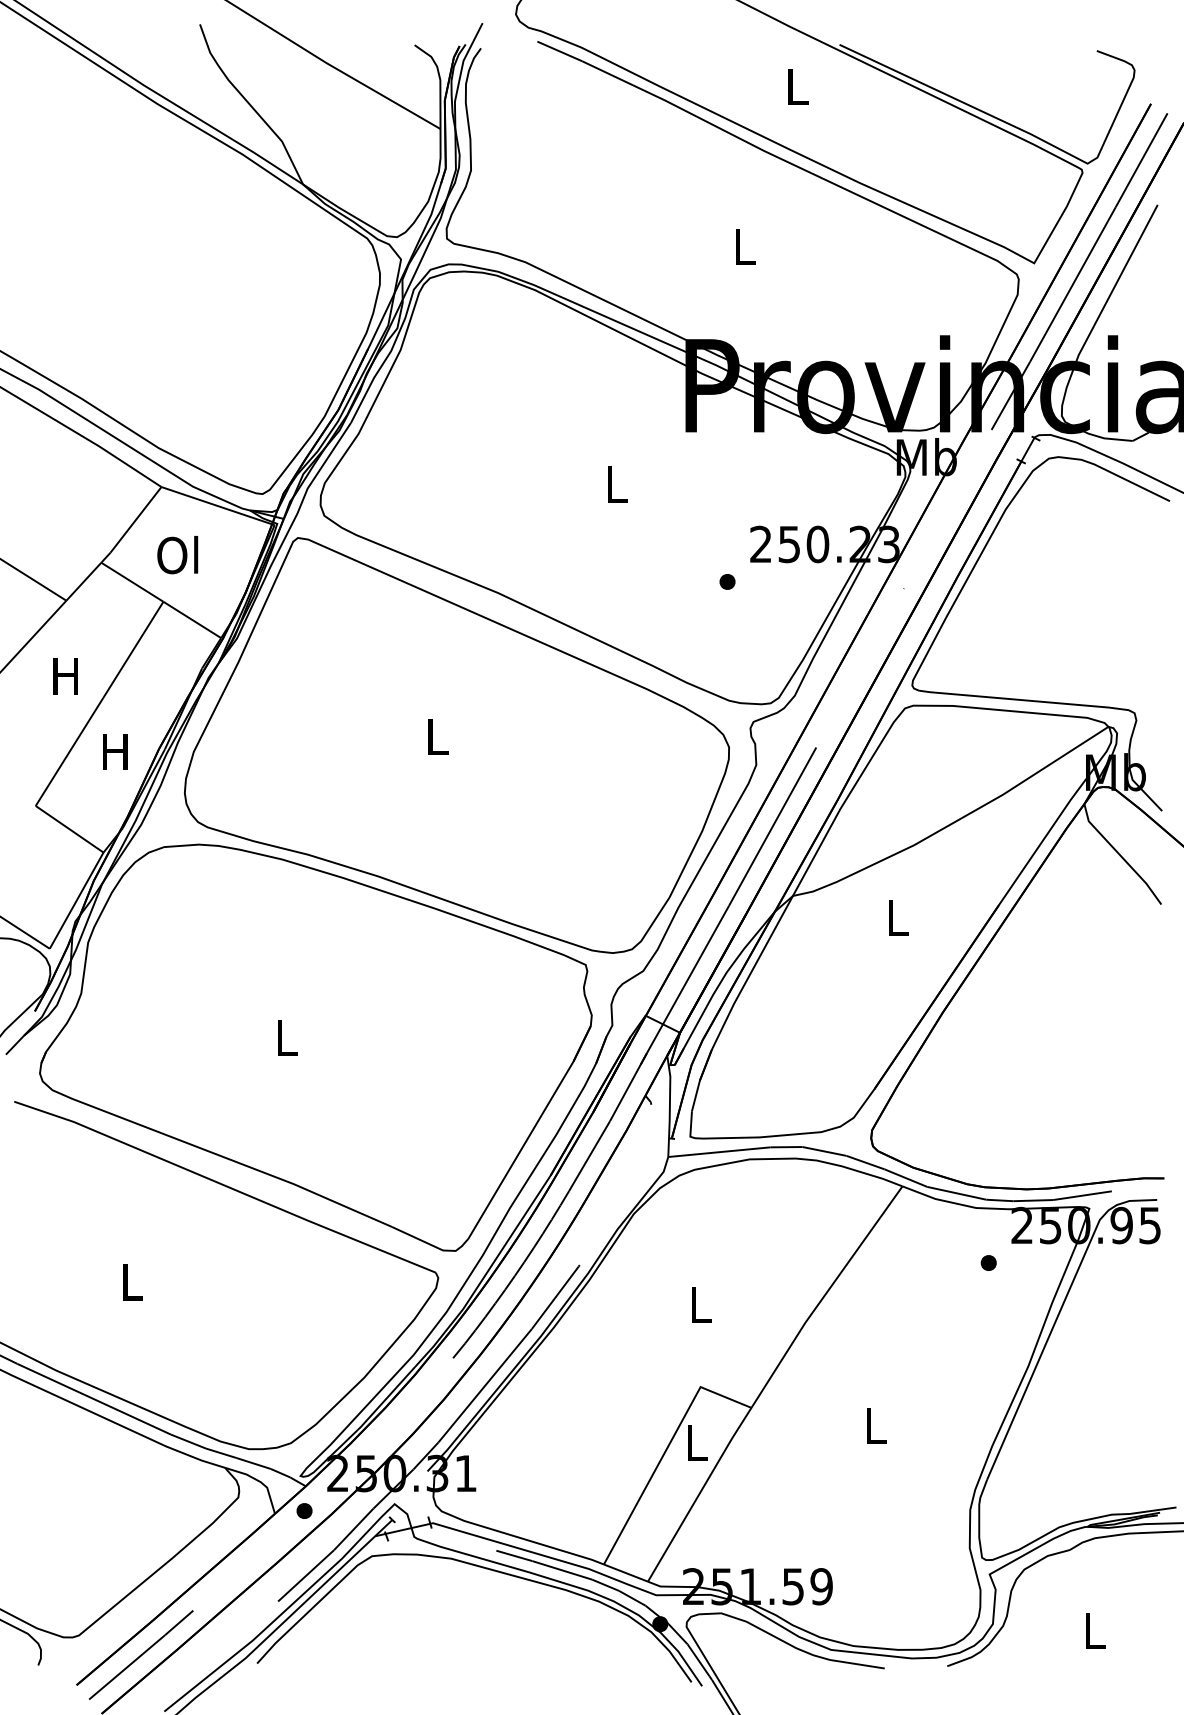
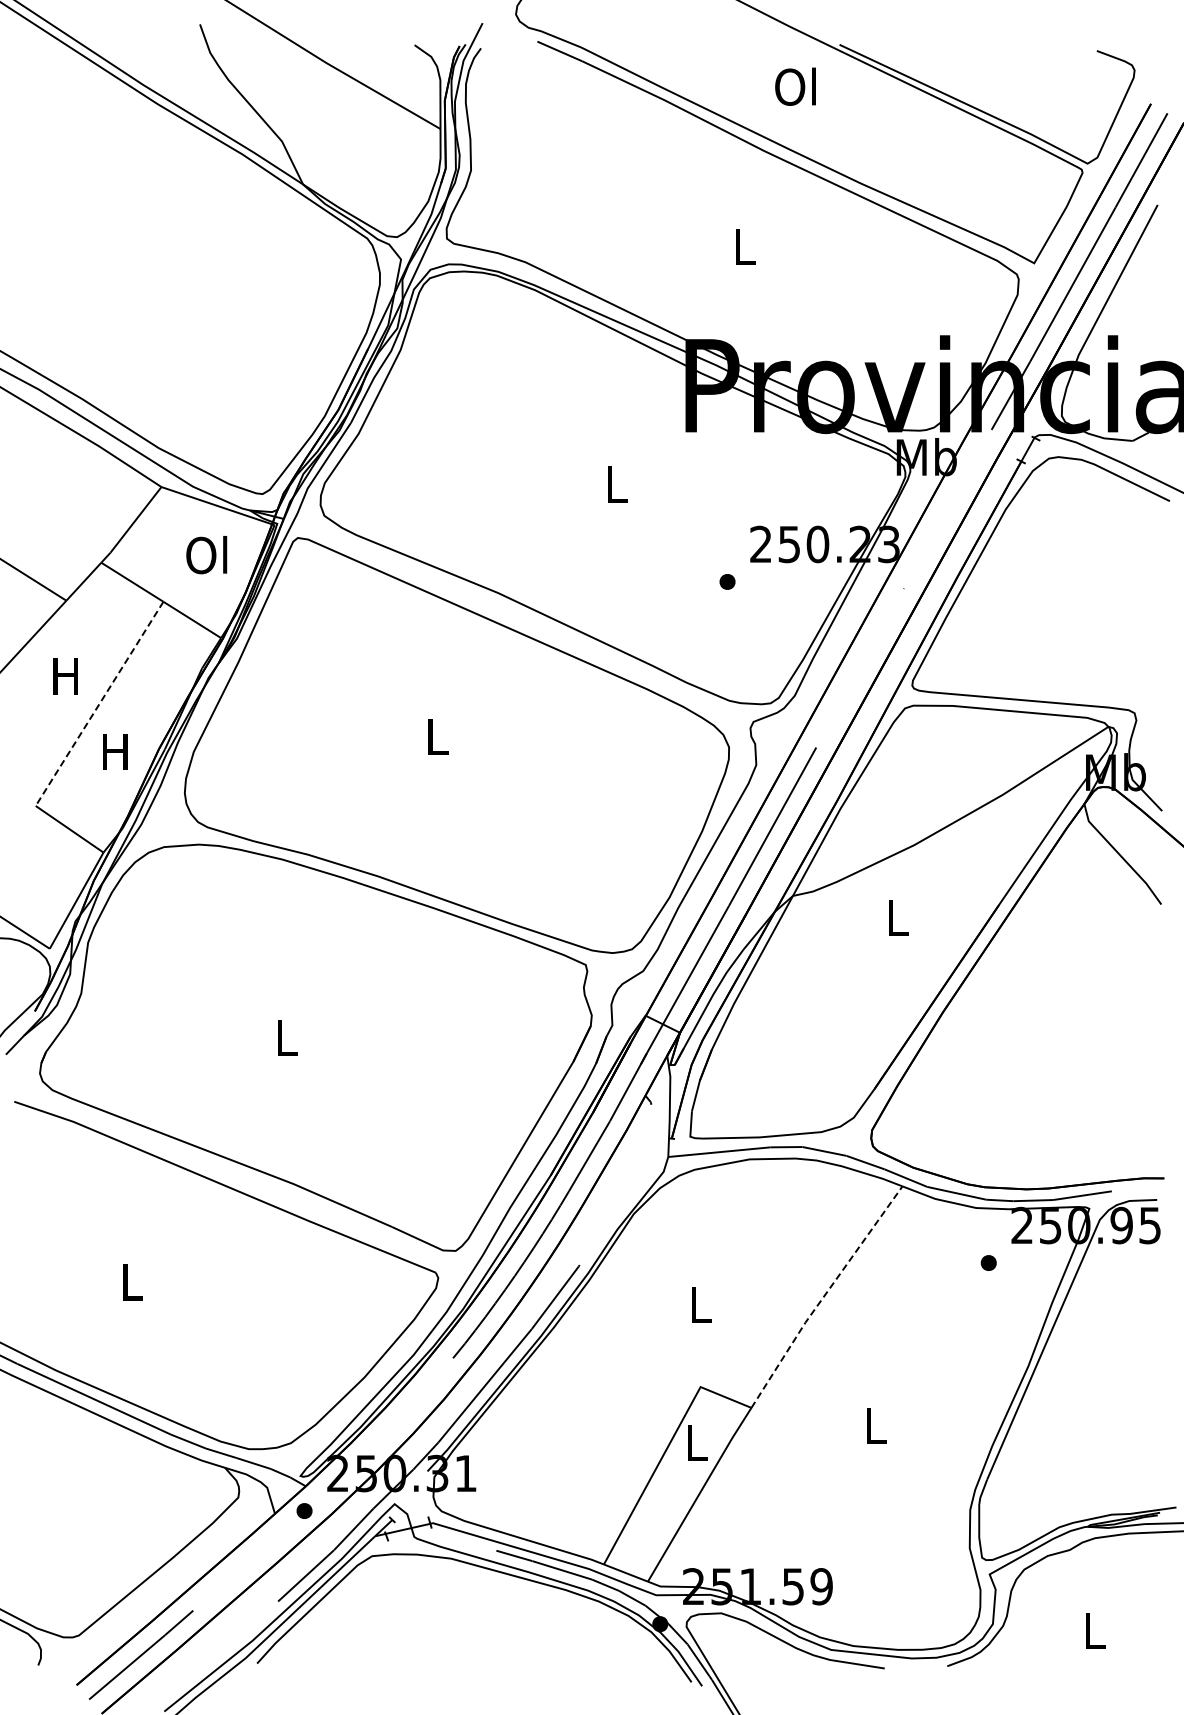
text: L -> Ol (795, 86)
text position: (177, 555) -> (206, 555) (206, 555)
line: solid -> dashed (99, 704)
line: solid -> dashed (824, 1295)
